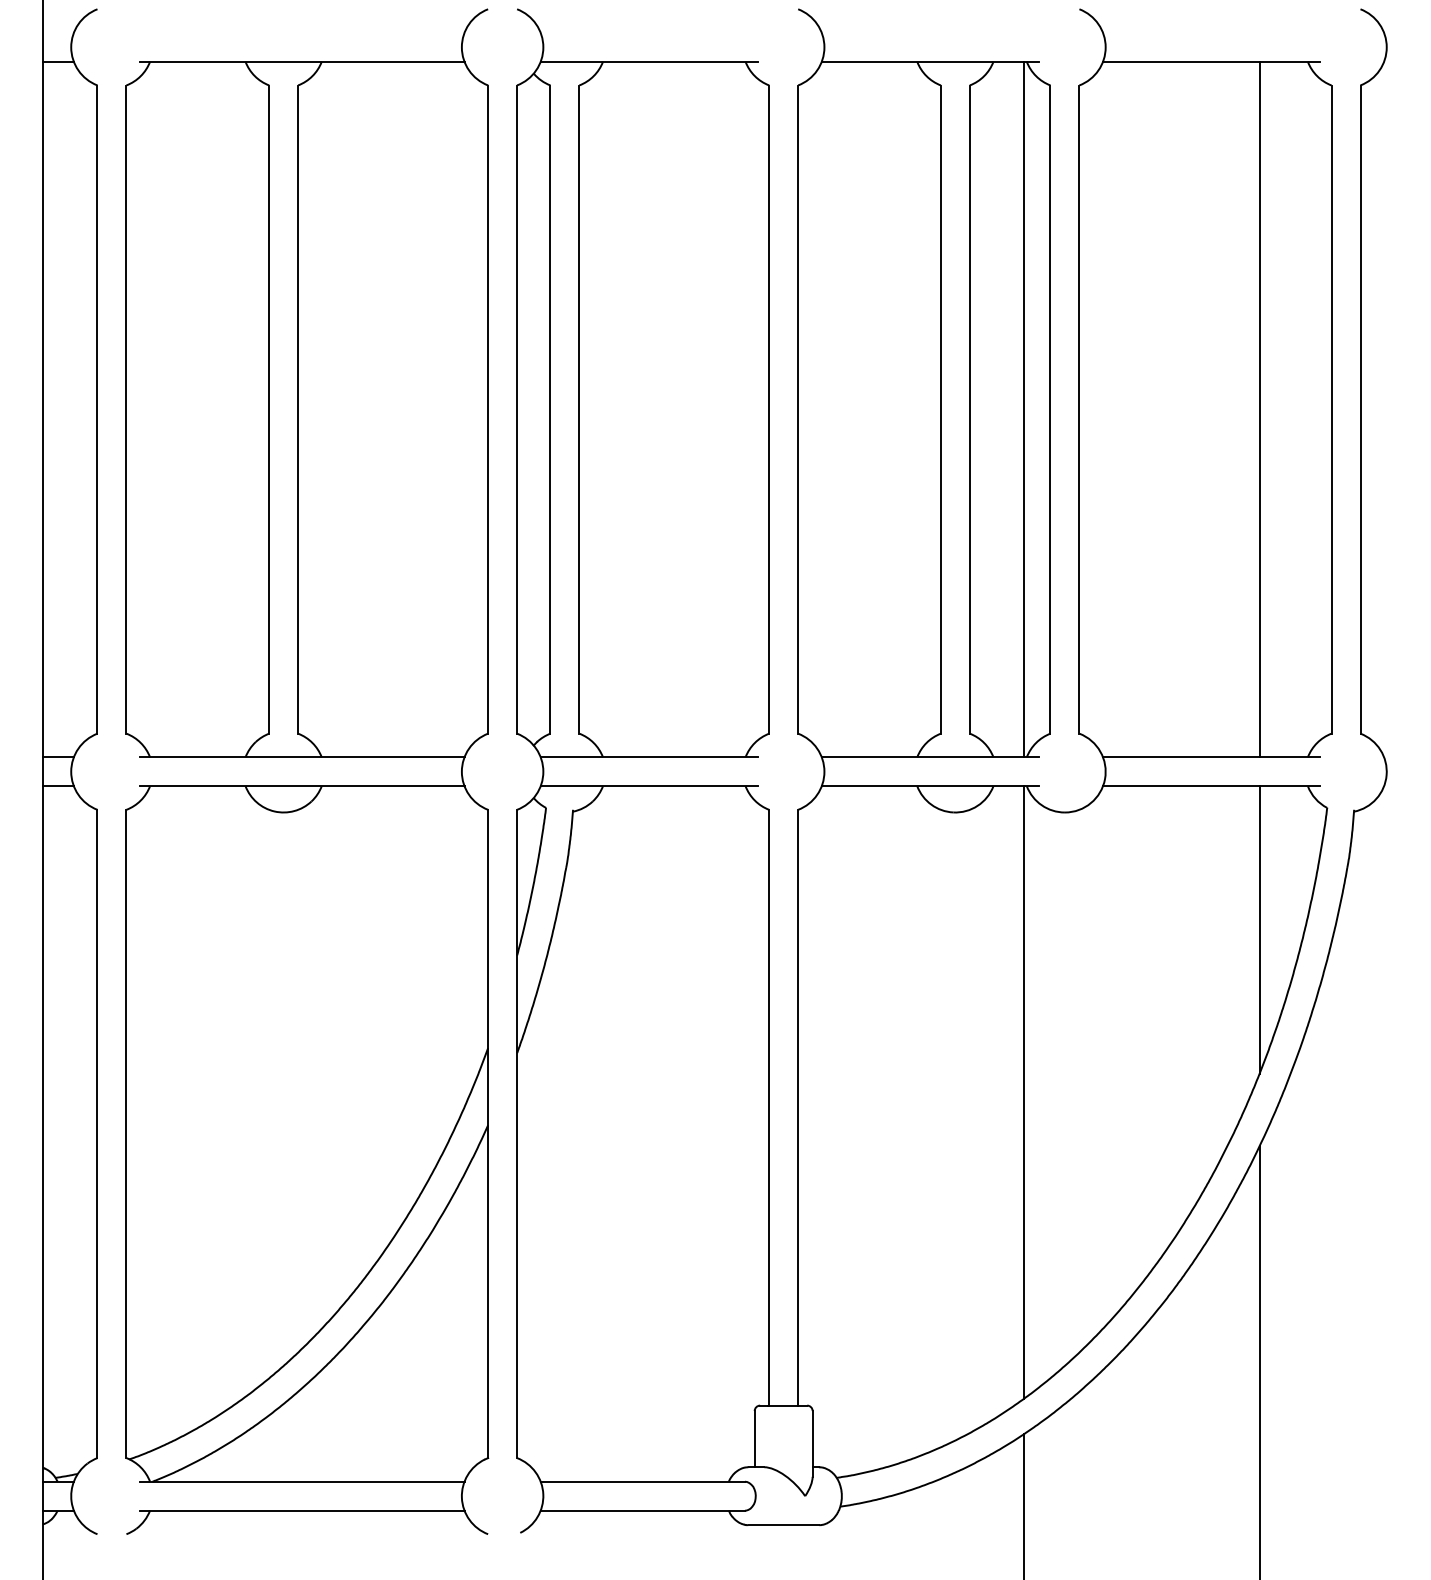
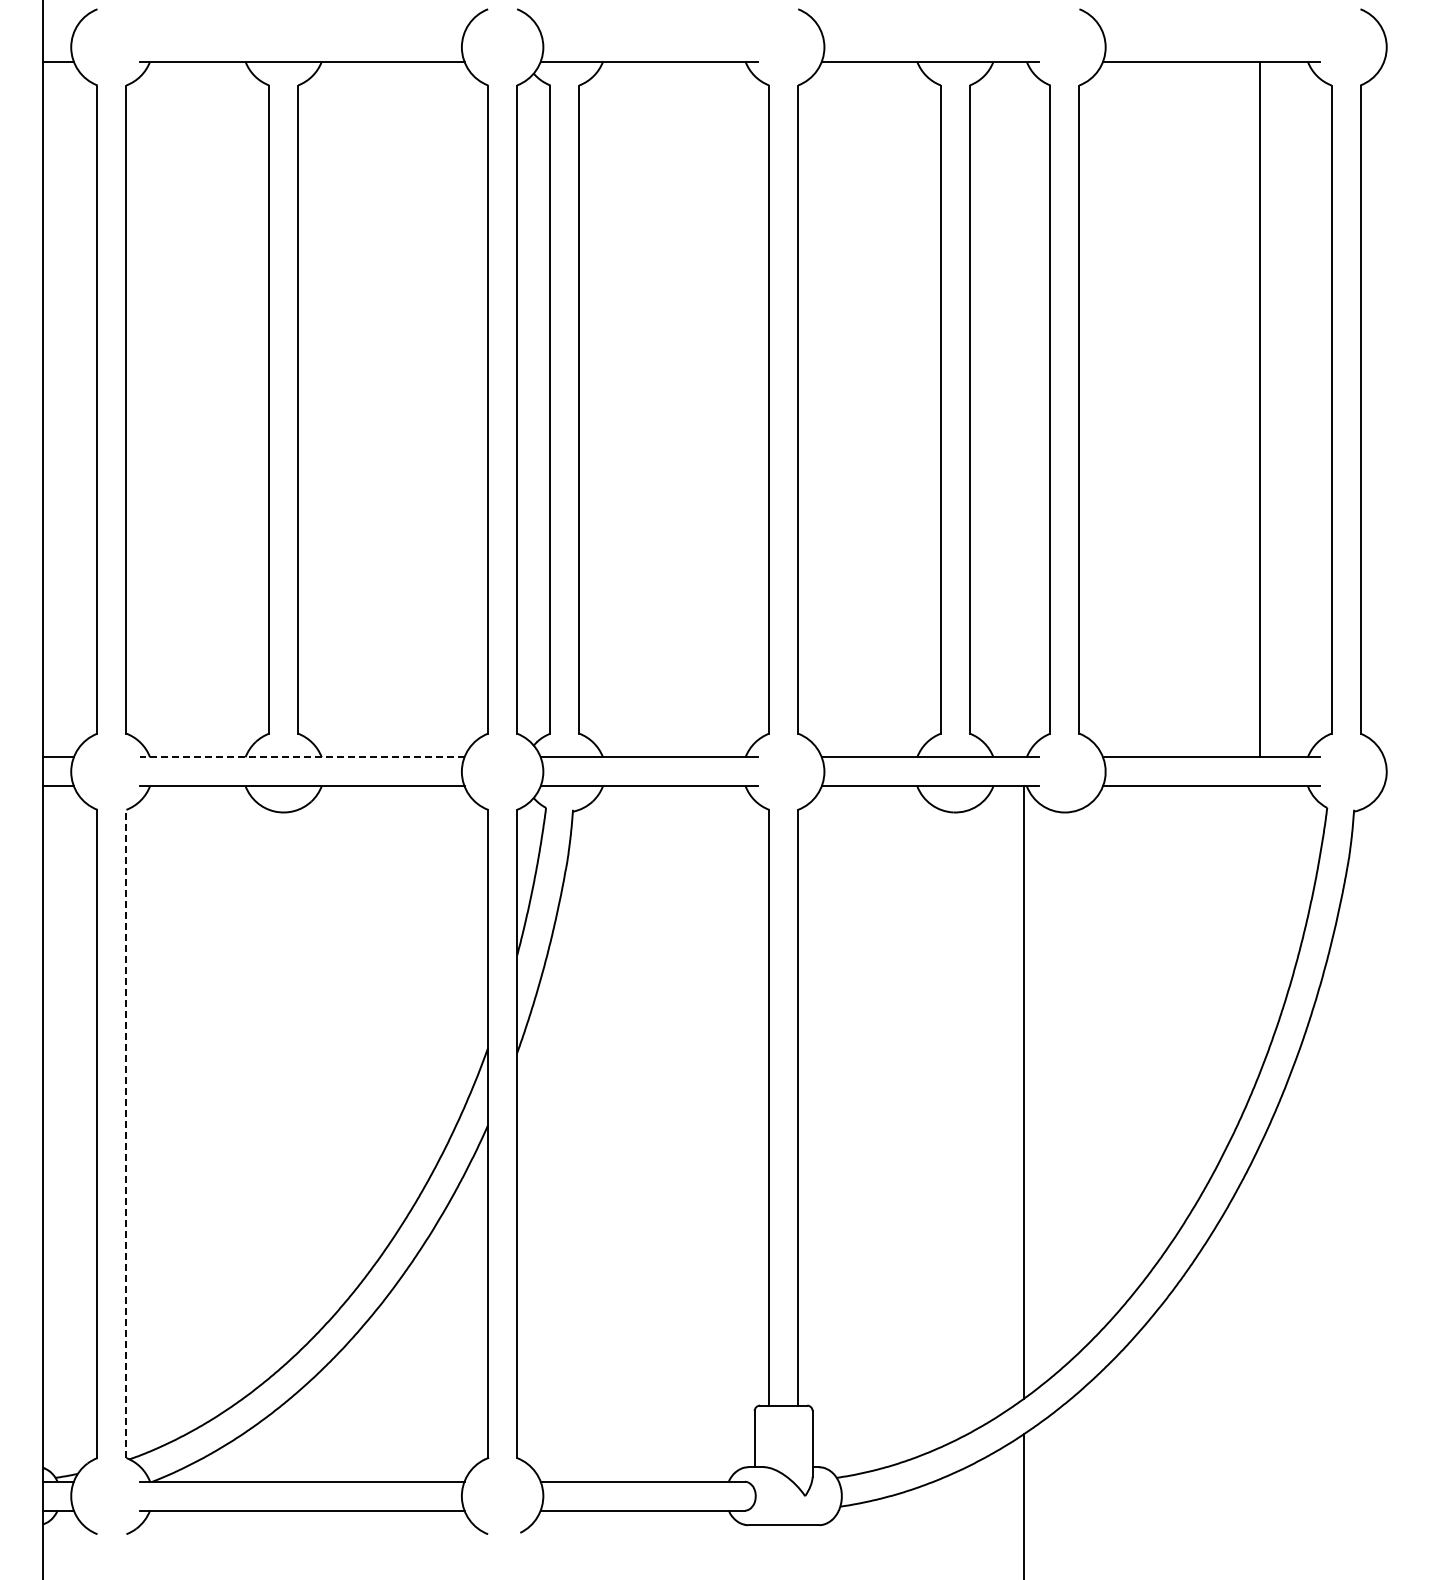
line: present -> none (1024, 409)
line: solid -> dashed (302, 757)
line: present -> none (1259, 929)
line: solid -> dashed (126, 1133)
line: present -> none (1259, 1361)
